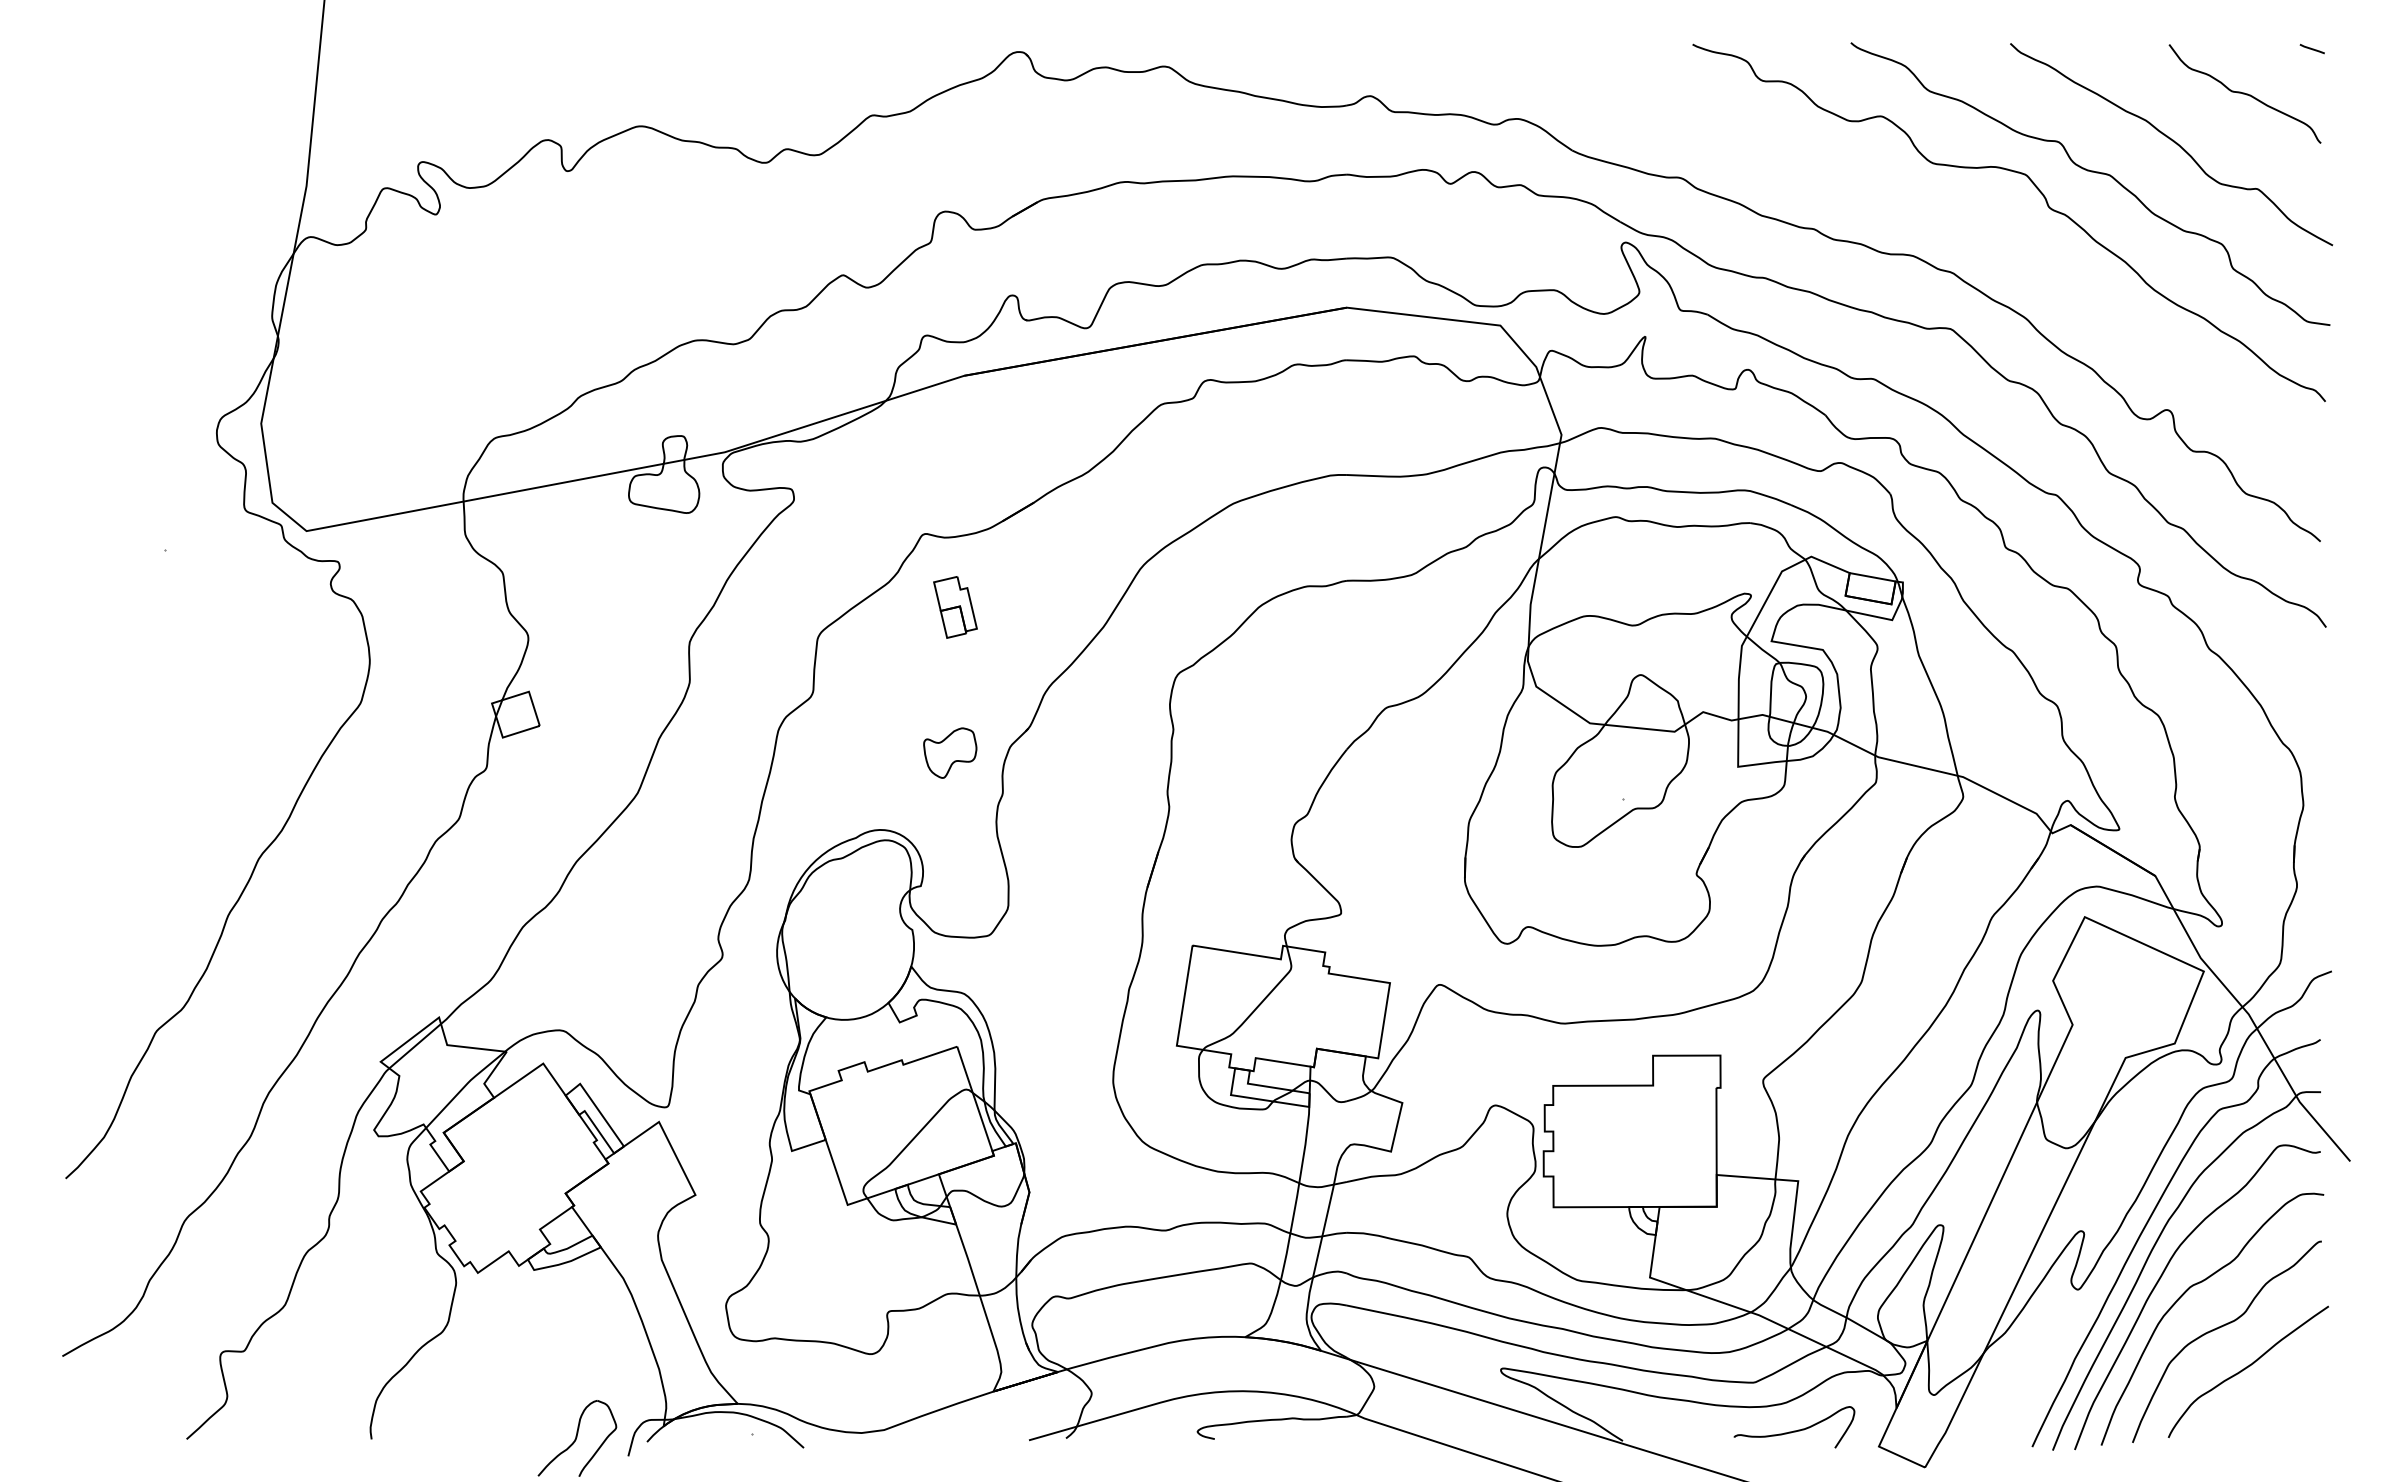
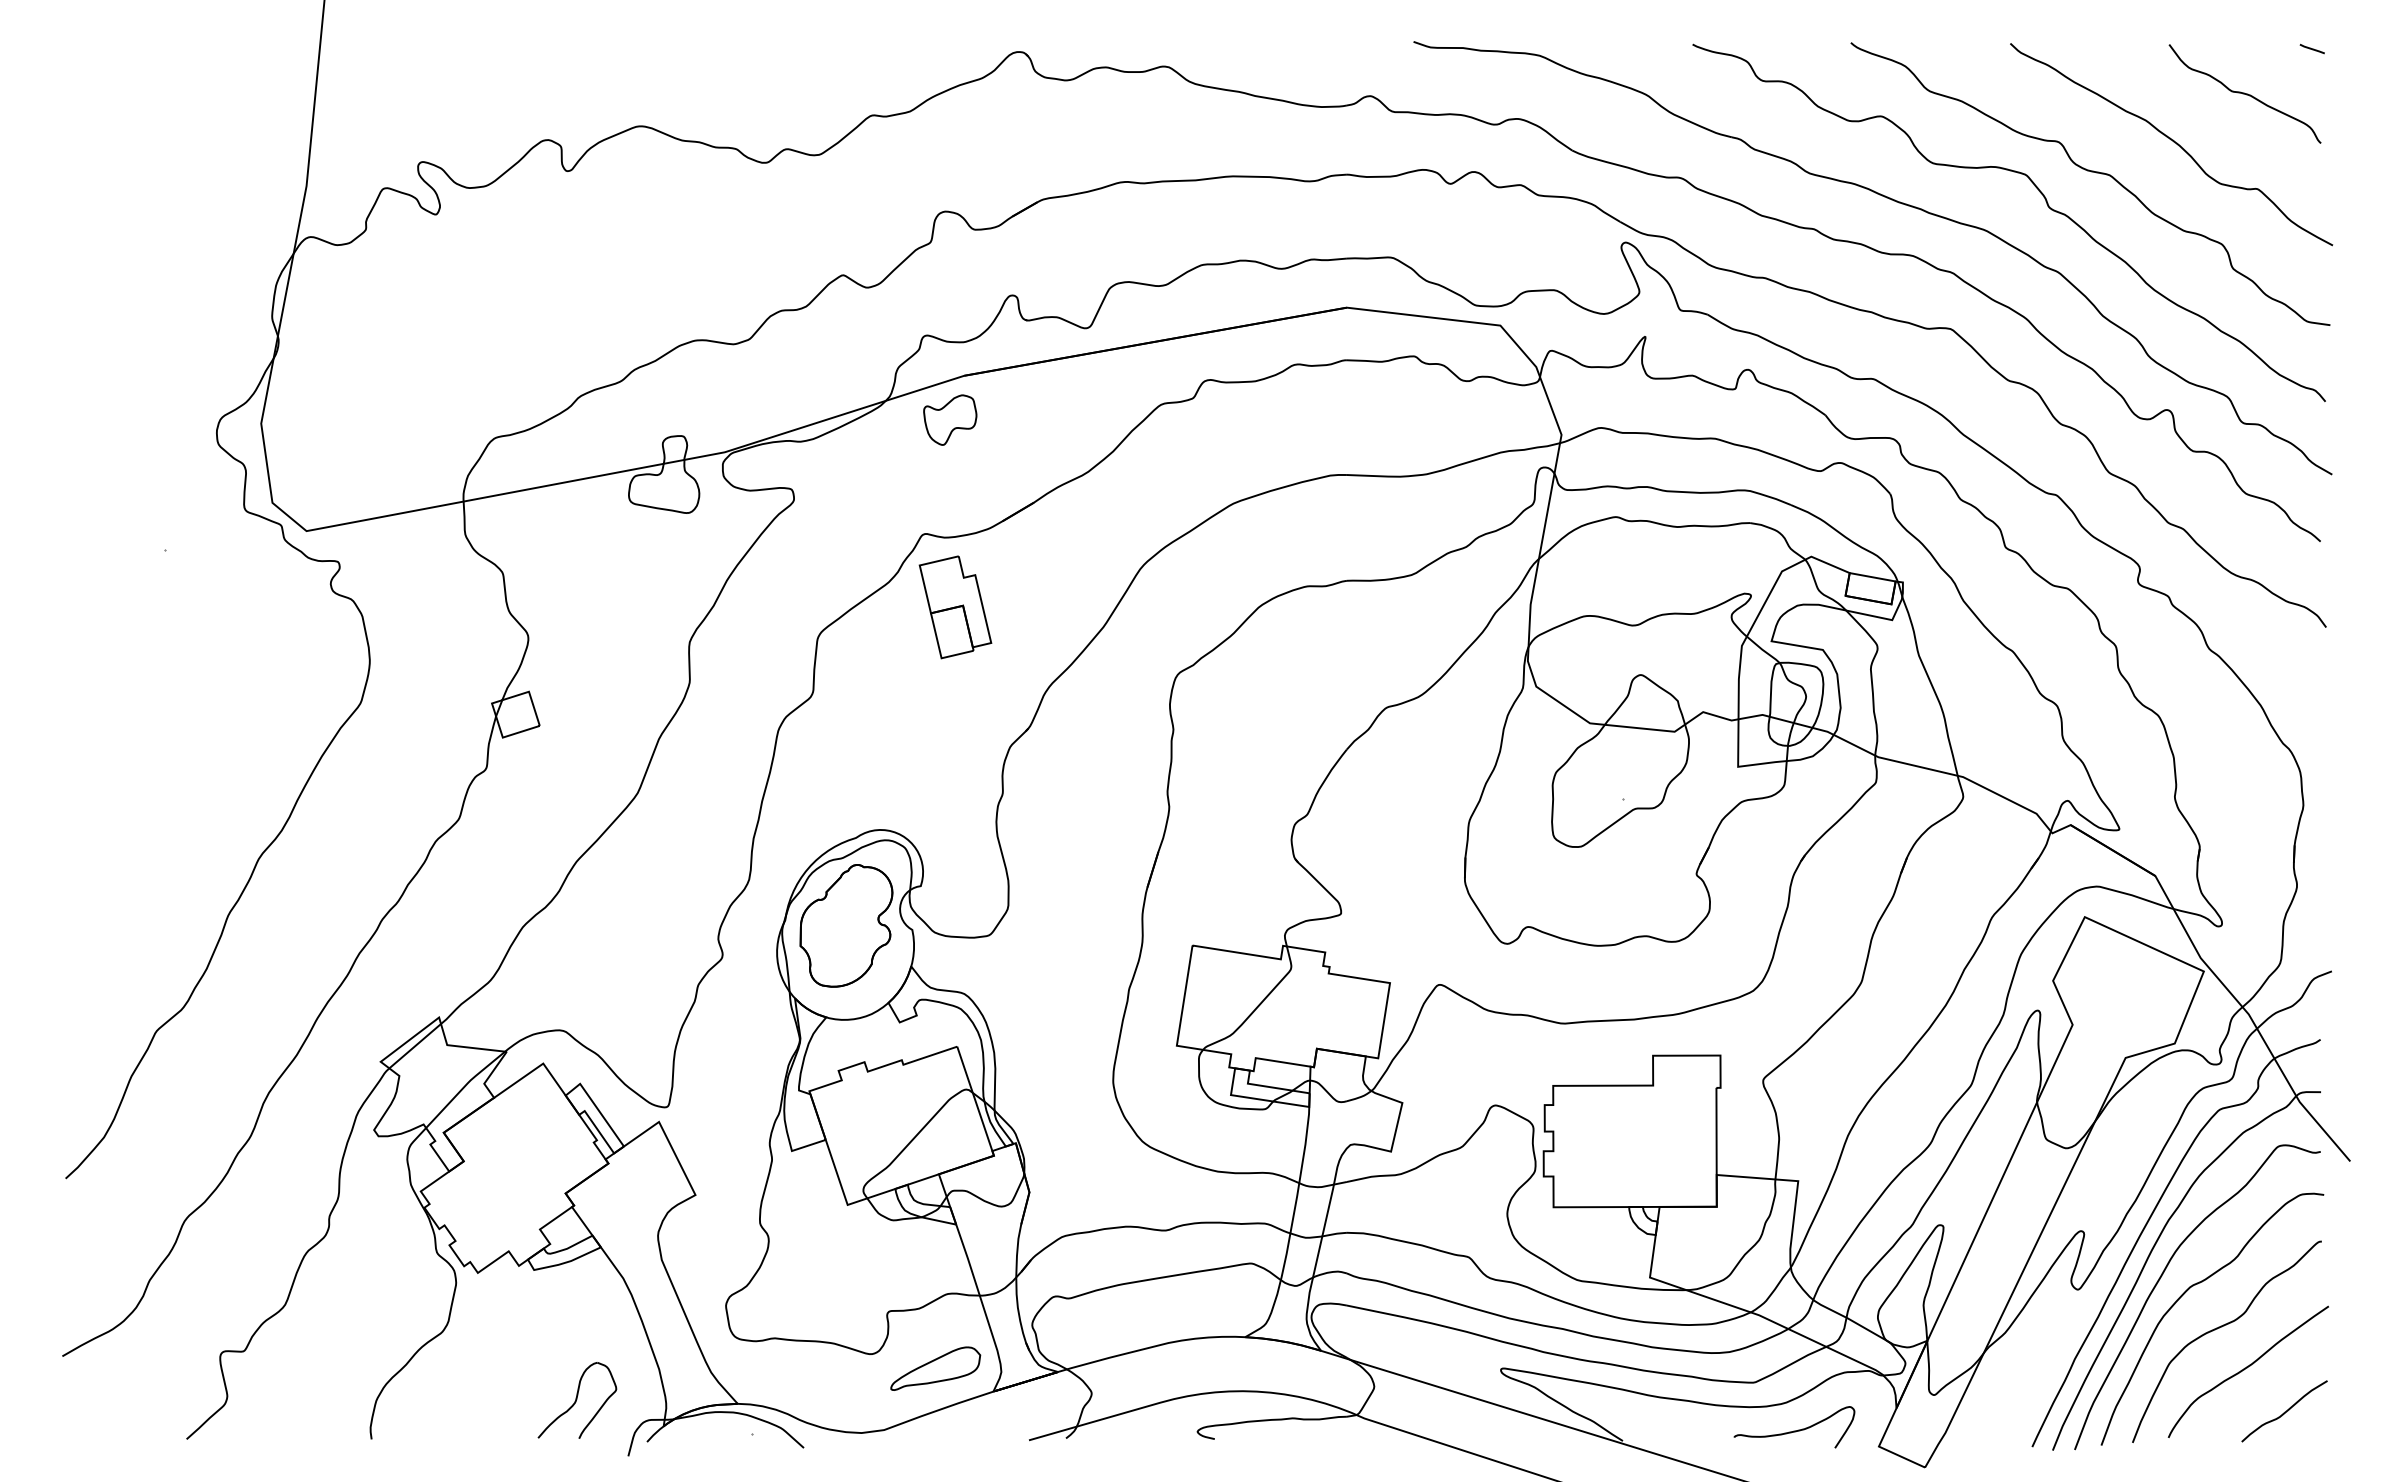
part: none -> present (1898, 203)
part size: 45x63 px -> 75x105 px (955, 607)
part position: (950, 752) -> (950, 419) (950, 419)
part: none -> present (846, 925)
part: none -> present (935, 1368)
curve: none -> present (2284, 1411)
part position: (577, 1438) -> (577, 1400) (577, 1400)
